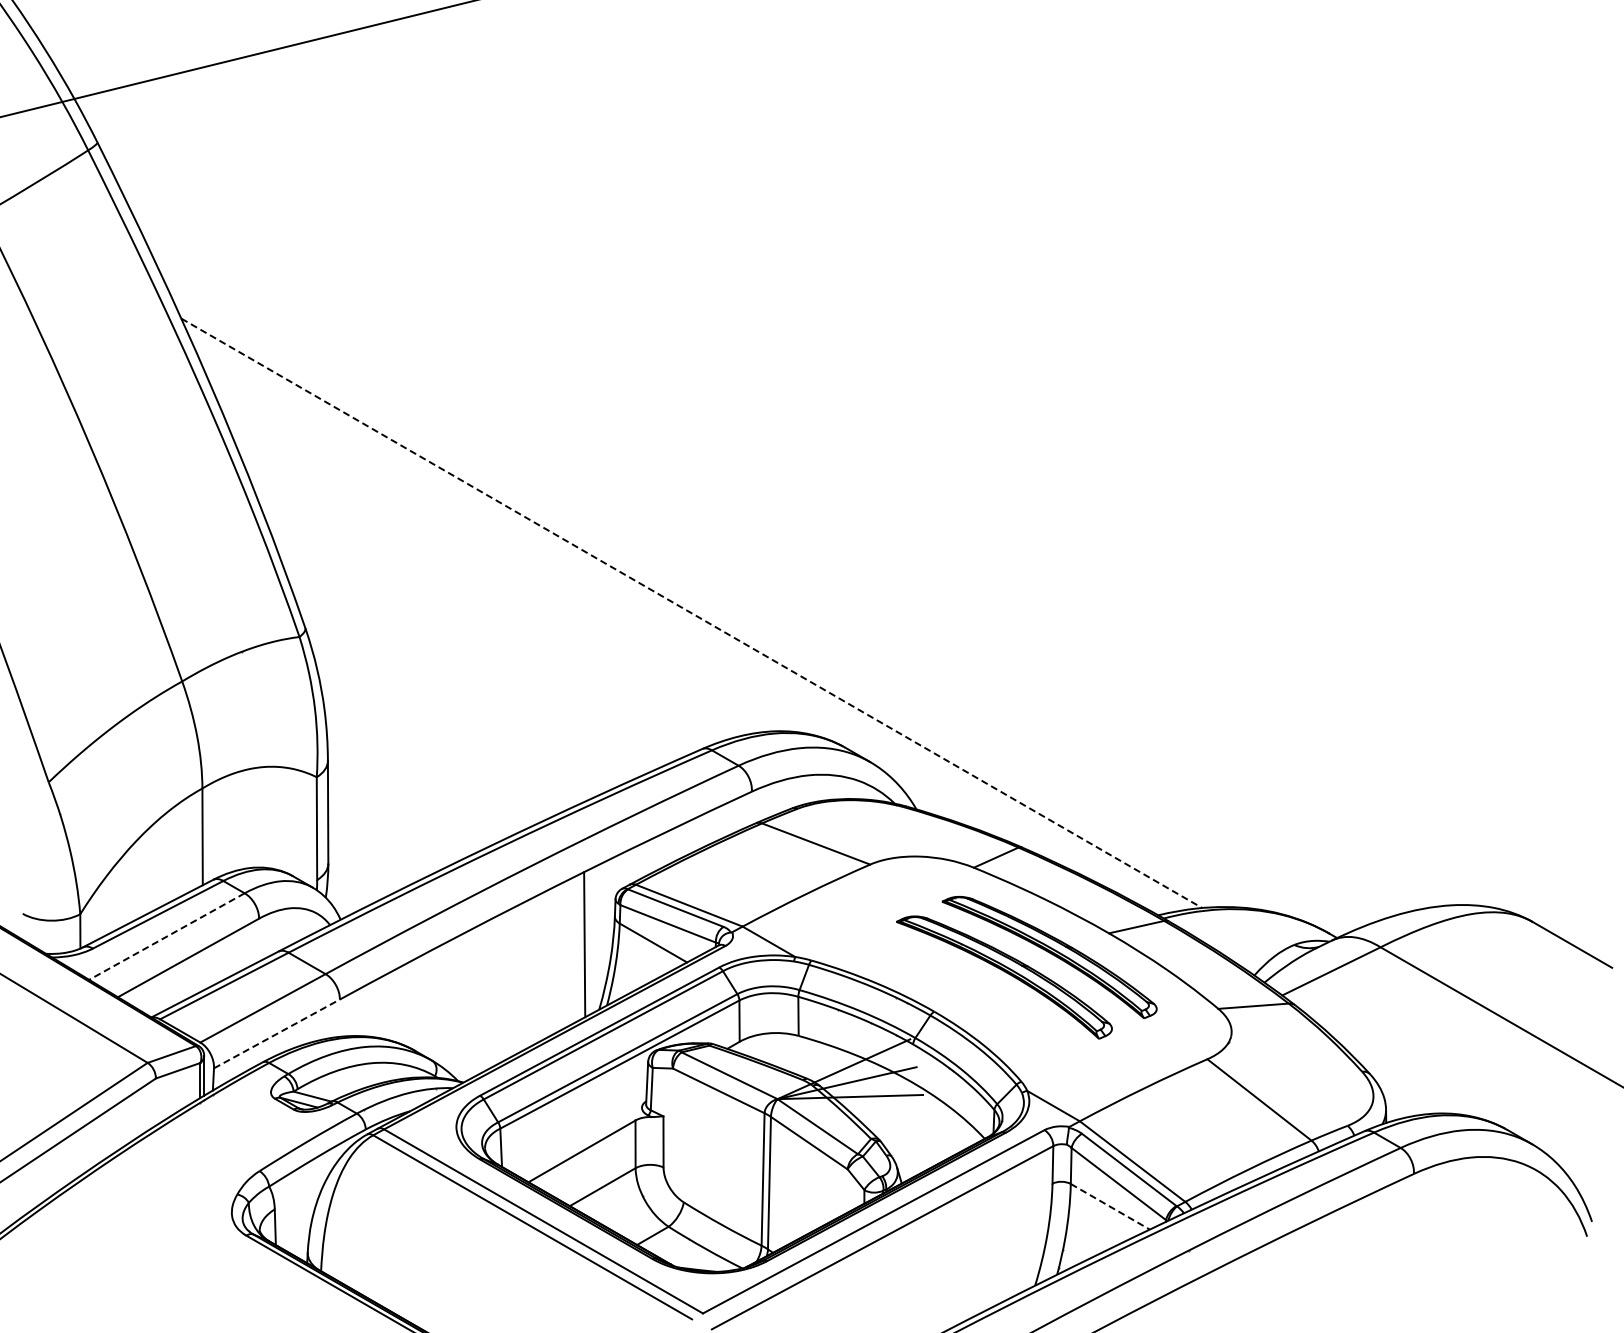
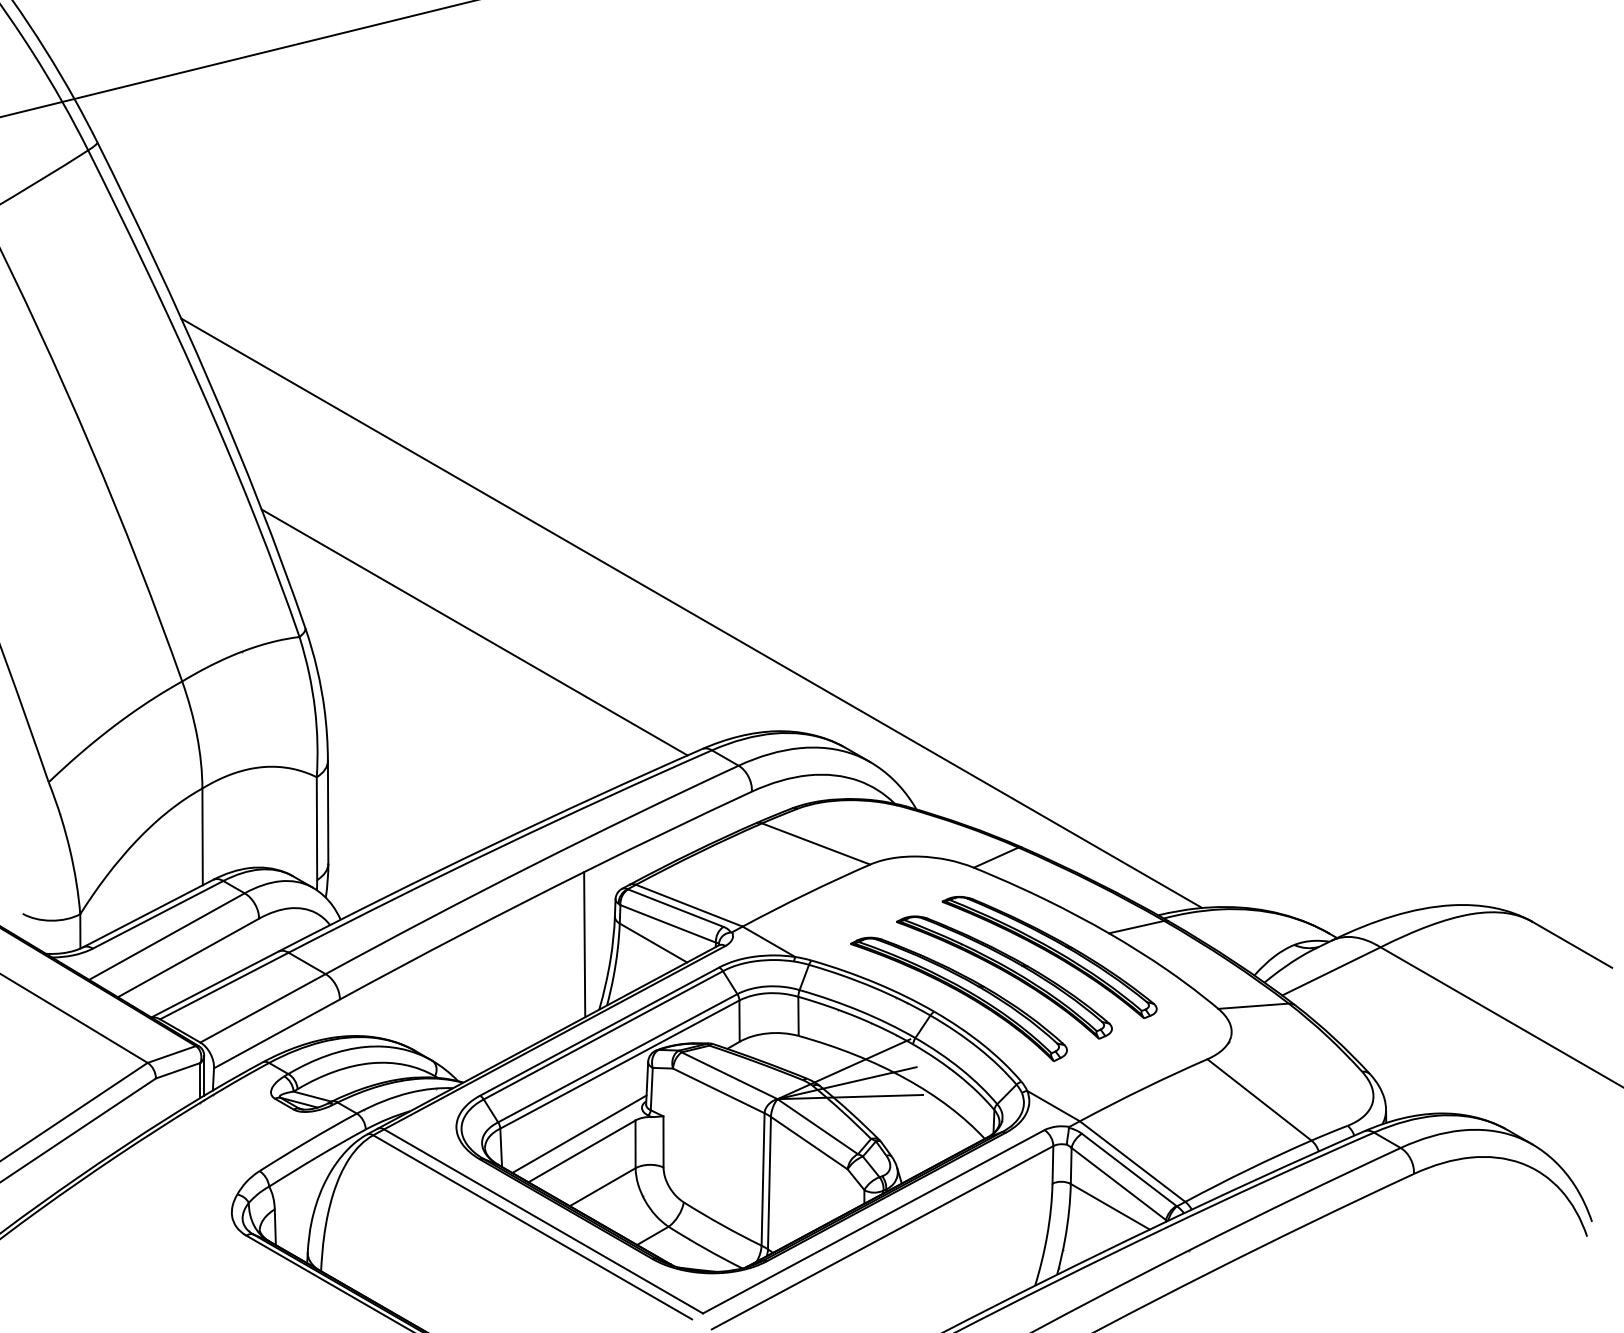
line: dashed -> solid (692, 613)
line: none -> present (474, 632)
line: dashed -> solid (166, 936)
part: none -> present (958, 998)
line: dashed -> solid (276, 1033)
line: none -> present (579, 1133)
line: dashed -> solid (1110, 1206)
